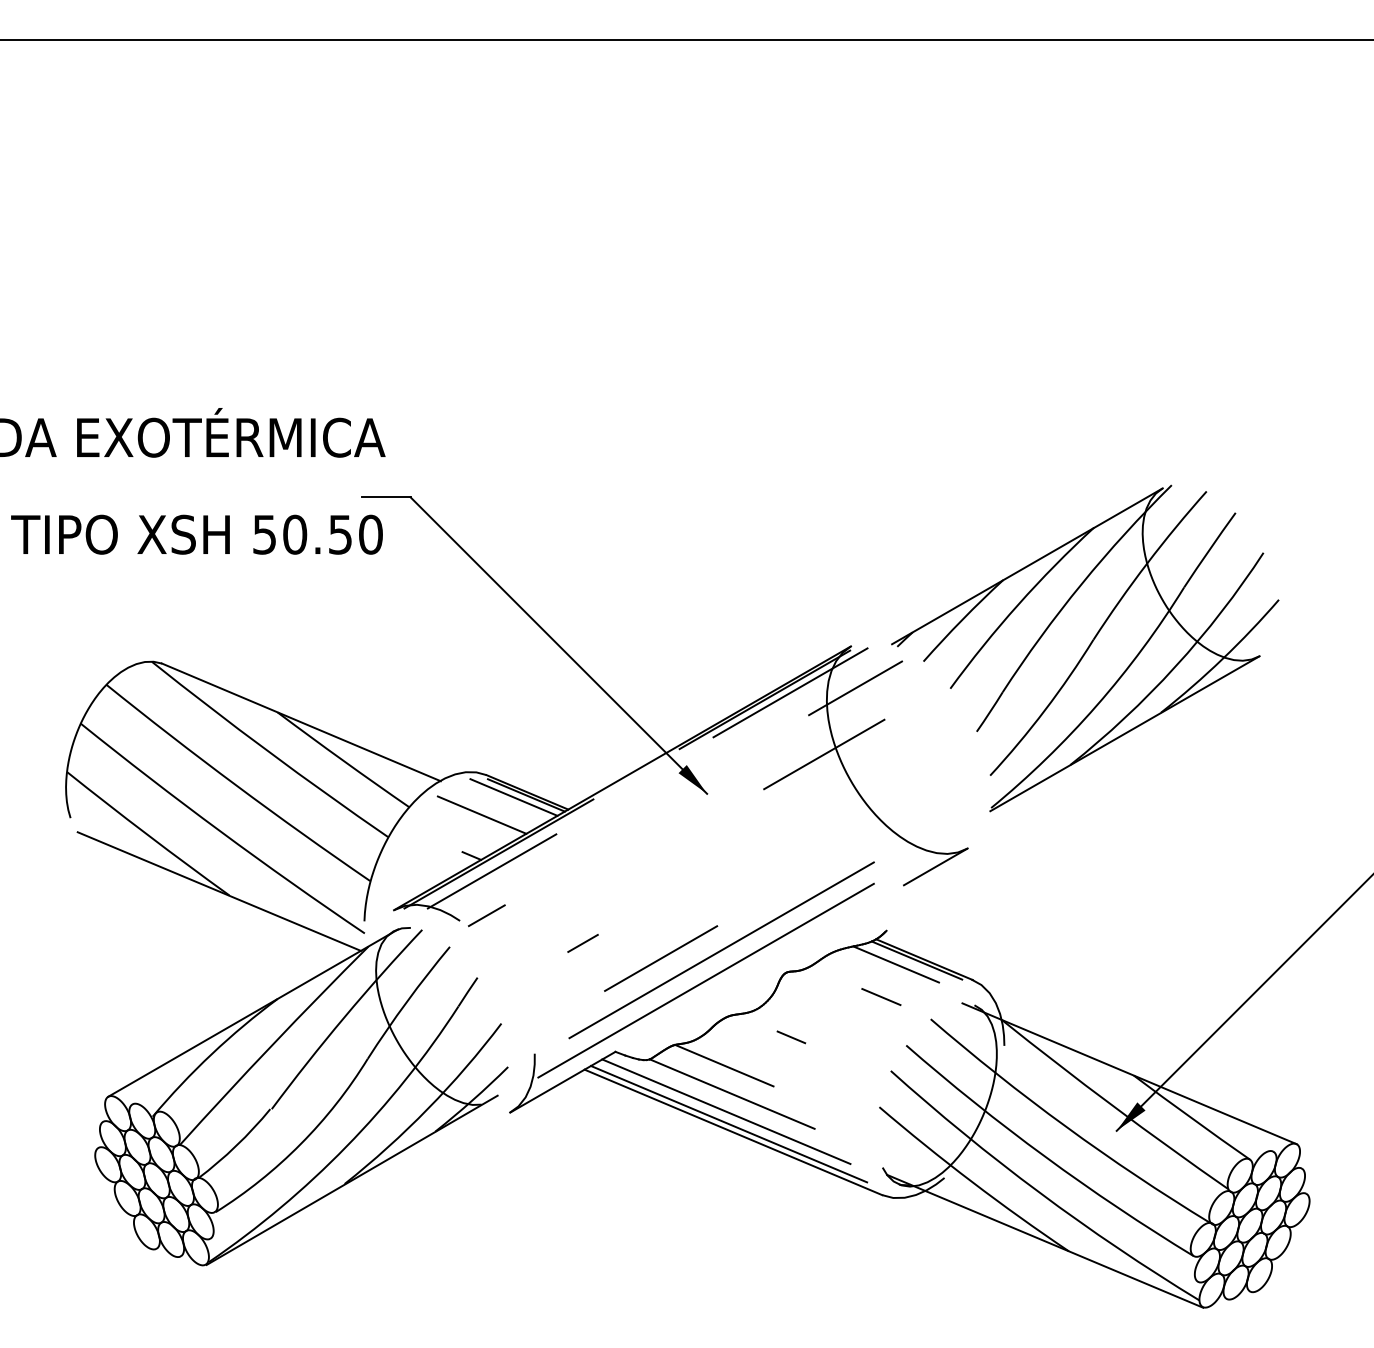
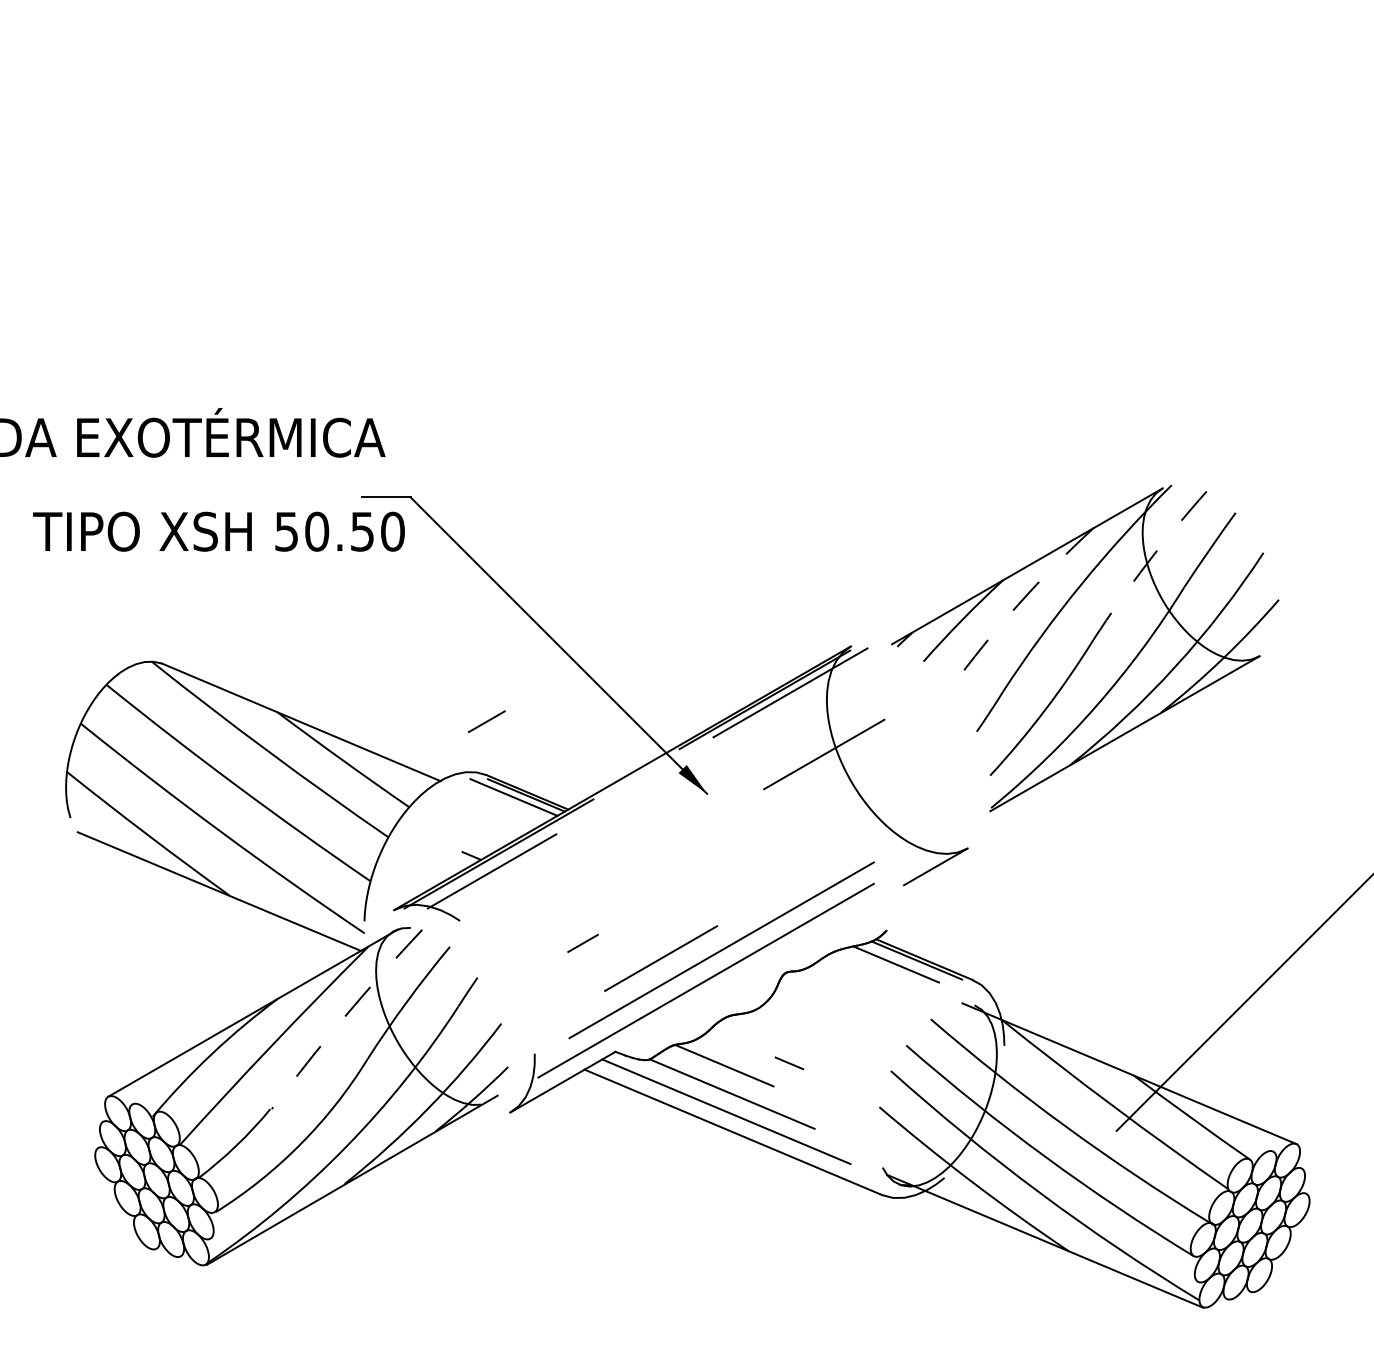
line: present -> none (686, 40)
text position: (196, 534) -> (218, 531) (218, 531)
arc: solid -> dashed (1147, 563)
arc: solid -> dashed (1018, 604)
line: present -> none (855, 688)
line: present -> none (481, 814)
line position: (486, 915) -> (486, 721) (486, 721)
line: present -> none (881, 997)
arc: solid -> dashed (344, 1017)
line position: (791, 1037) -> (789, 1063) (789, 1063)
fill: present -> none (1130, 1116)
line: present -> none (728, 1123)
